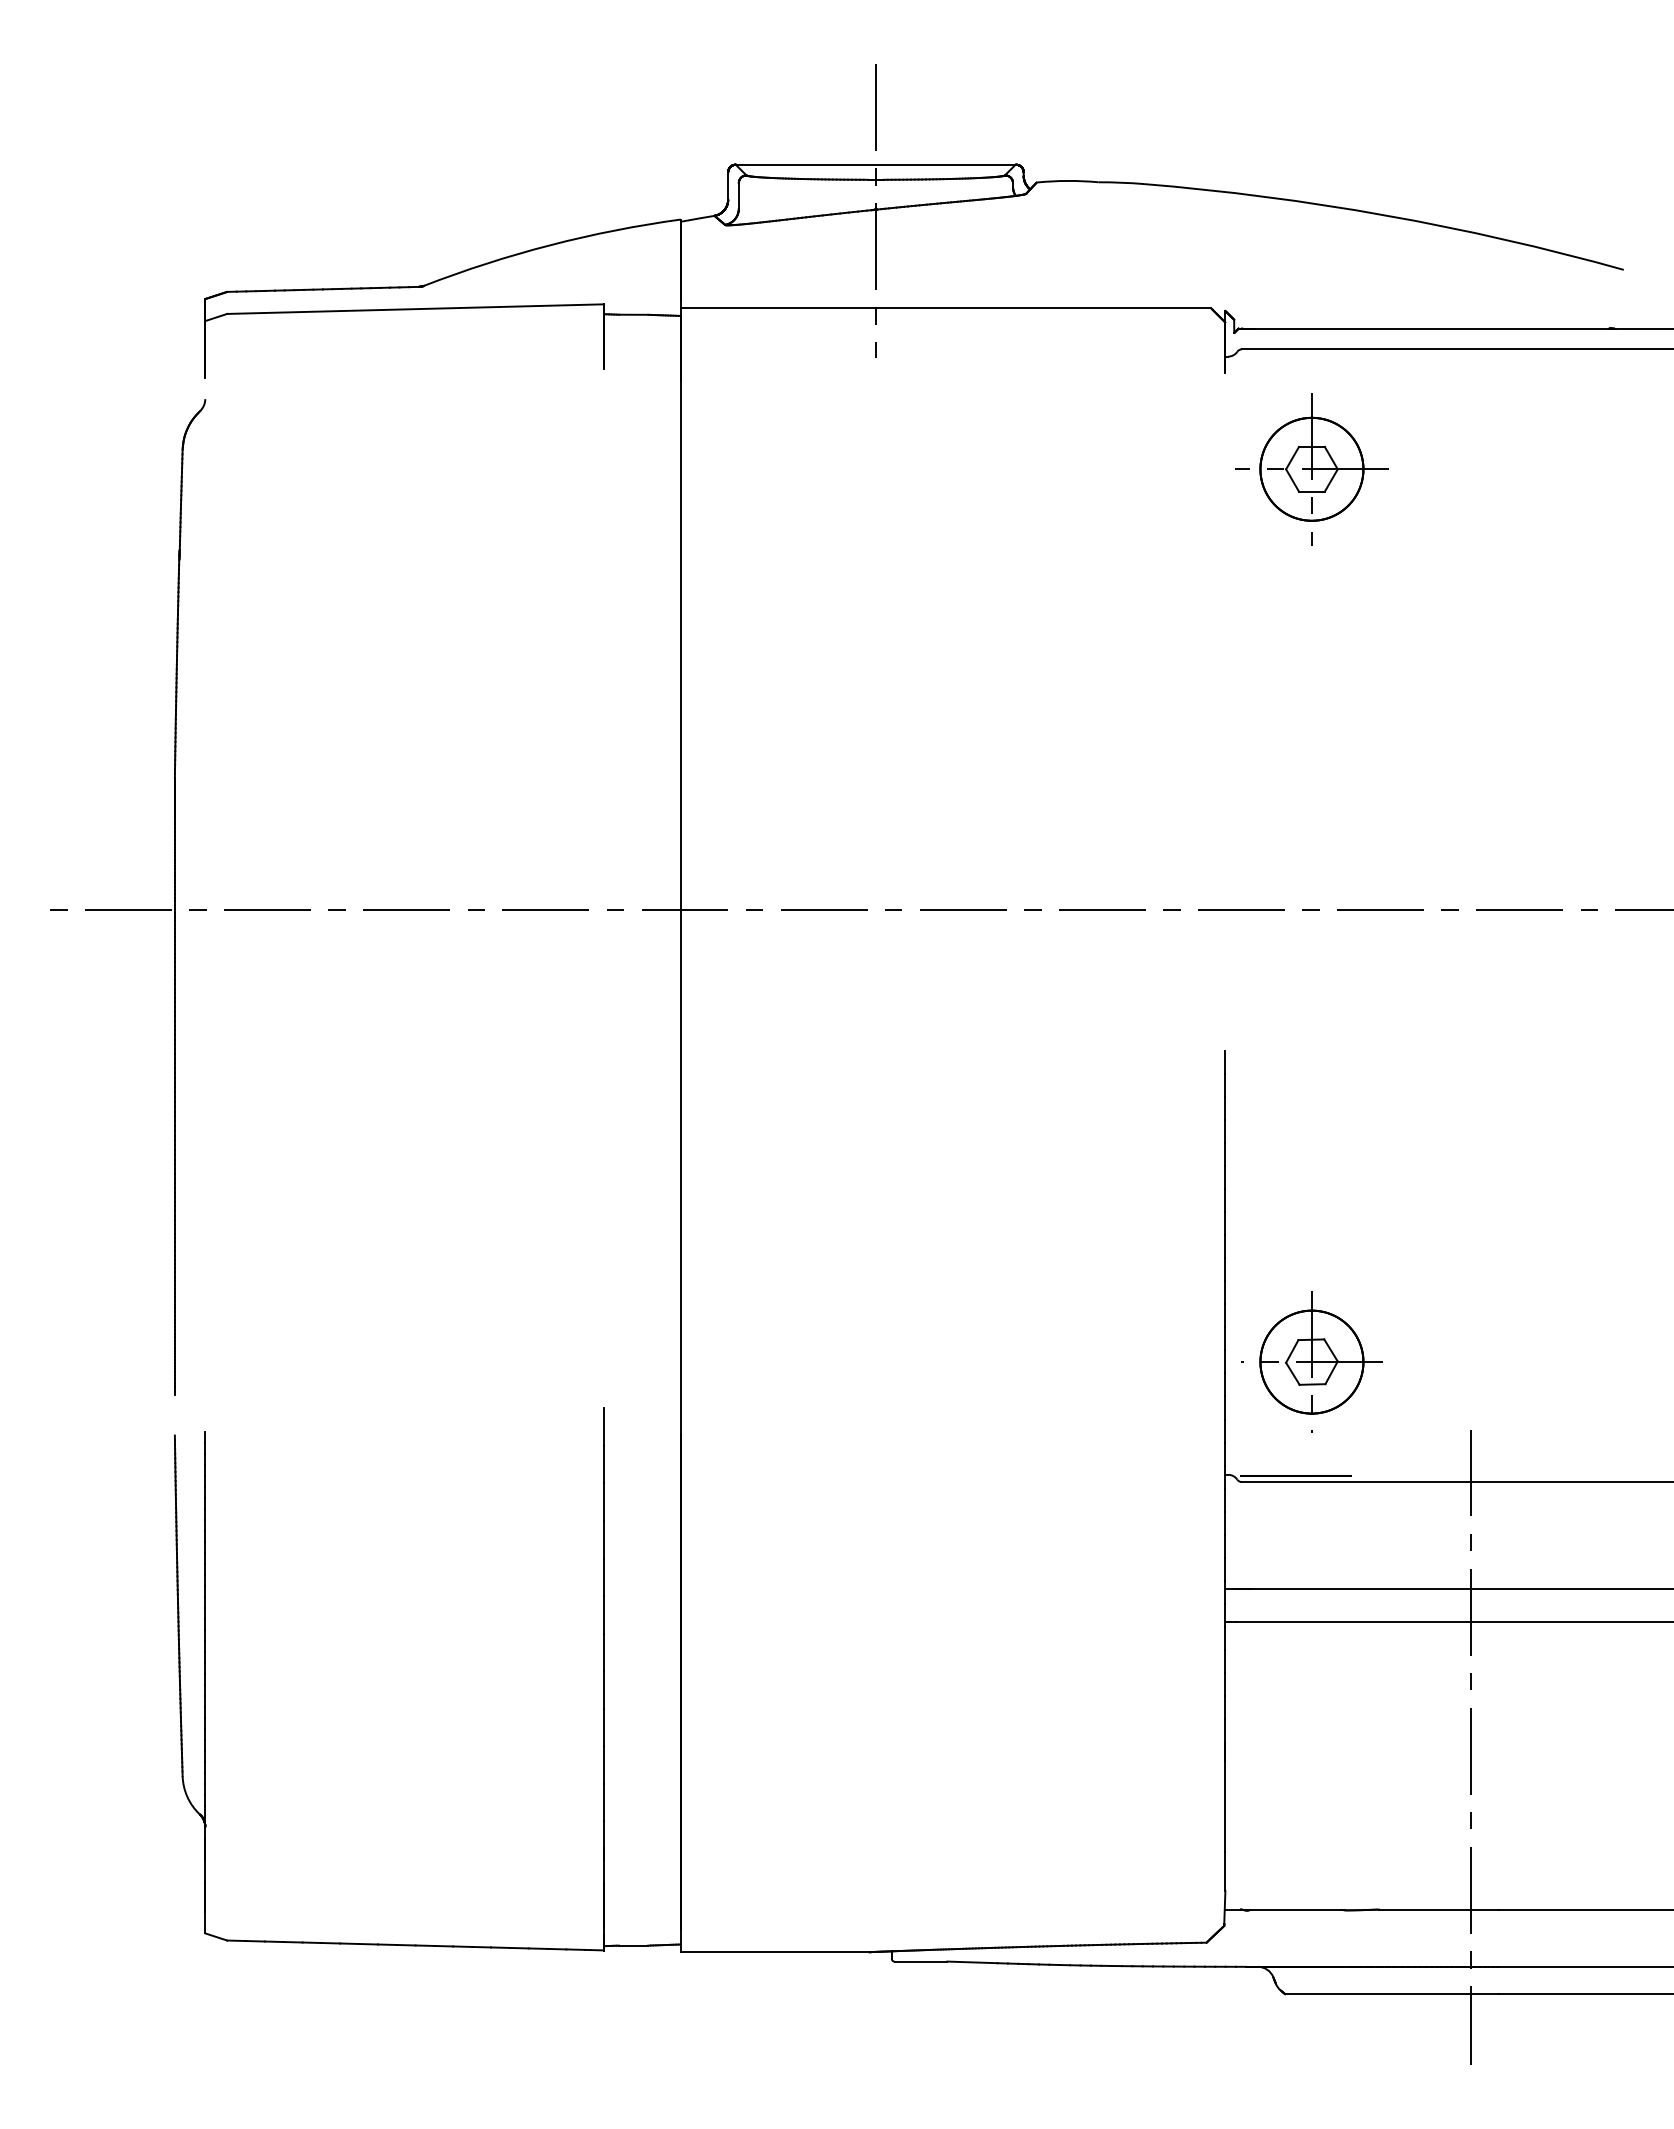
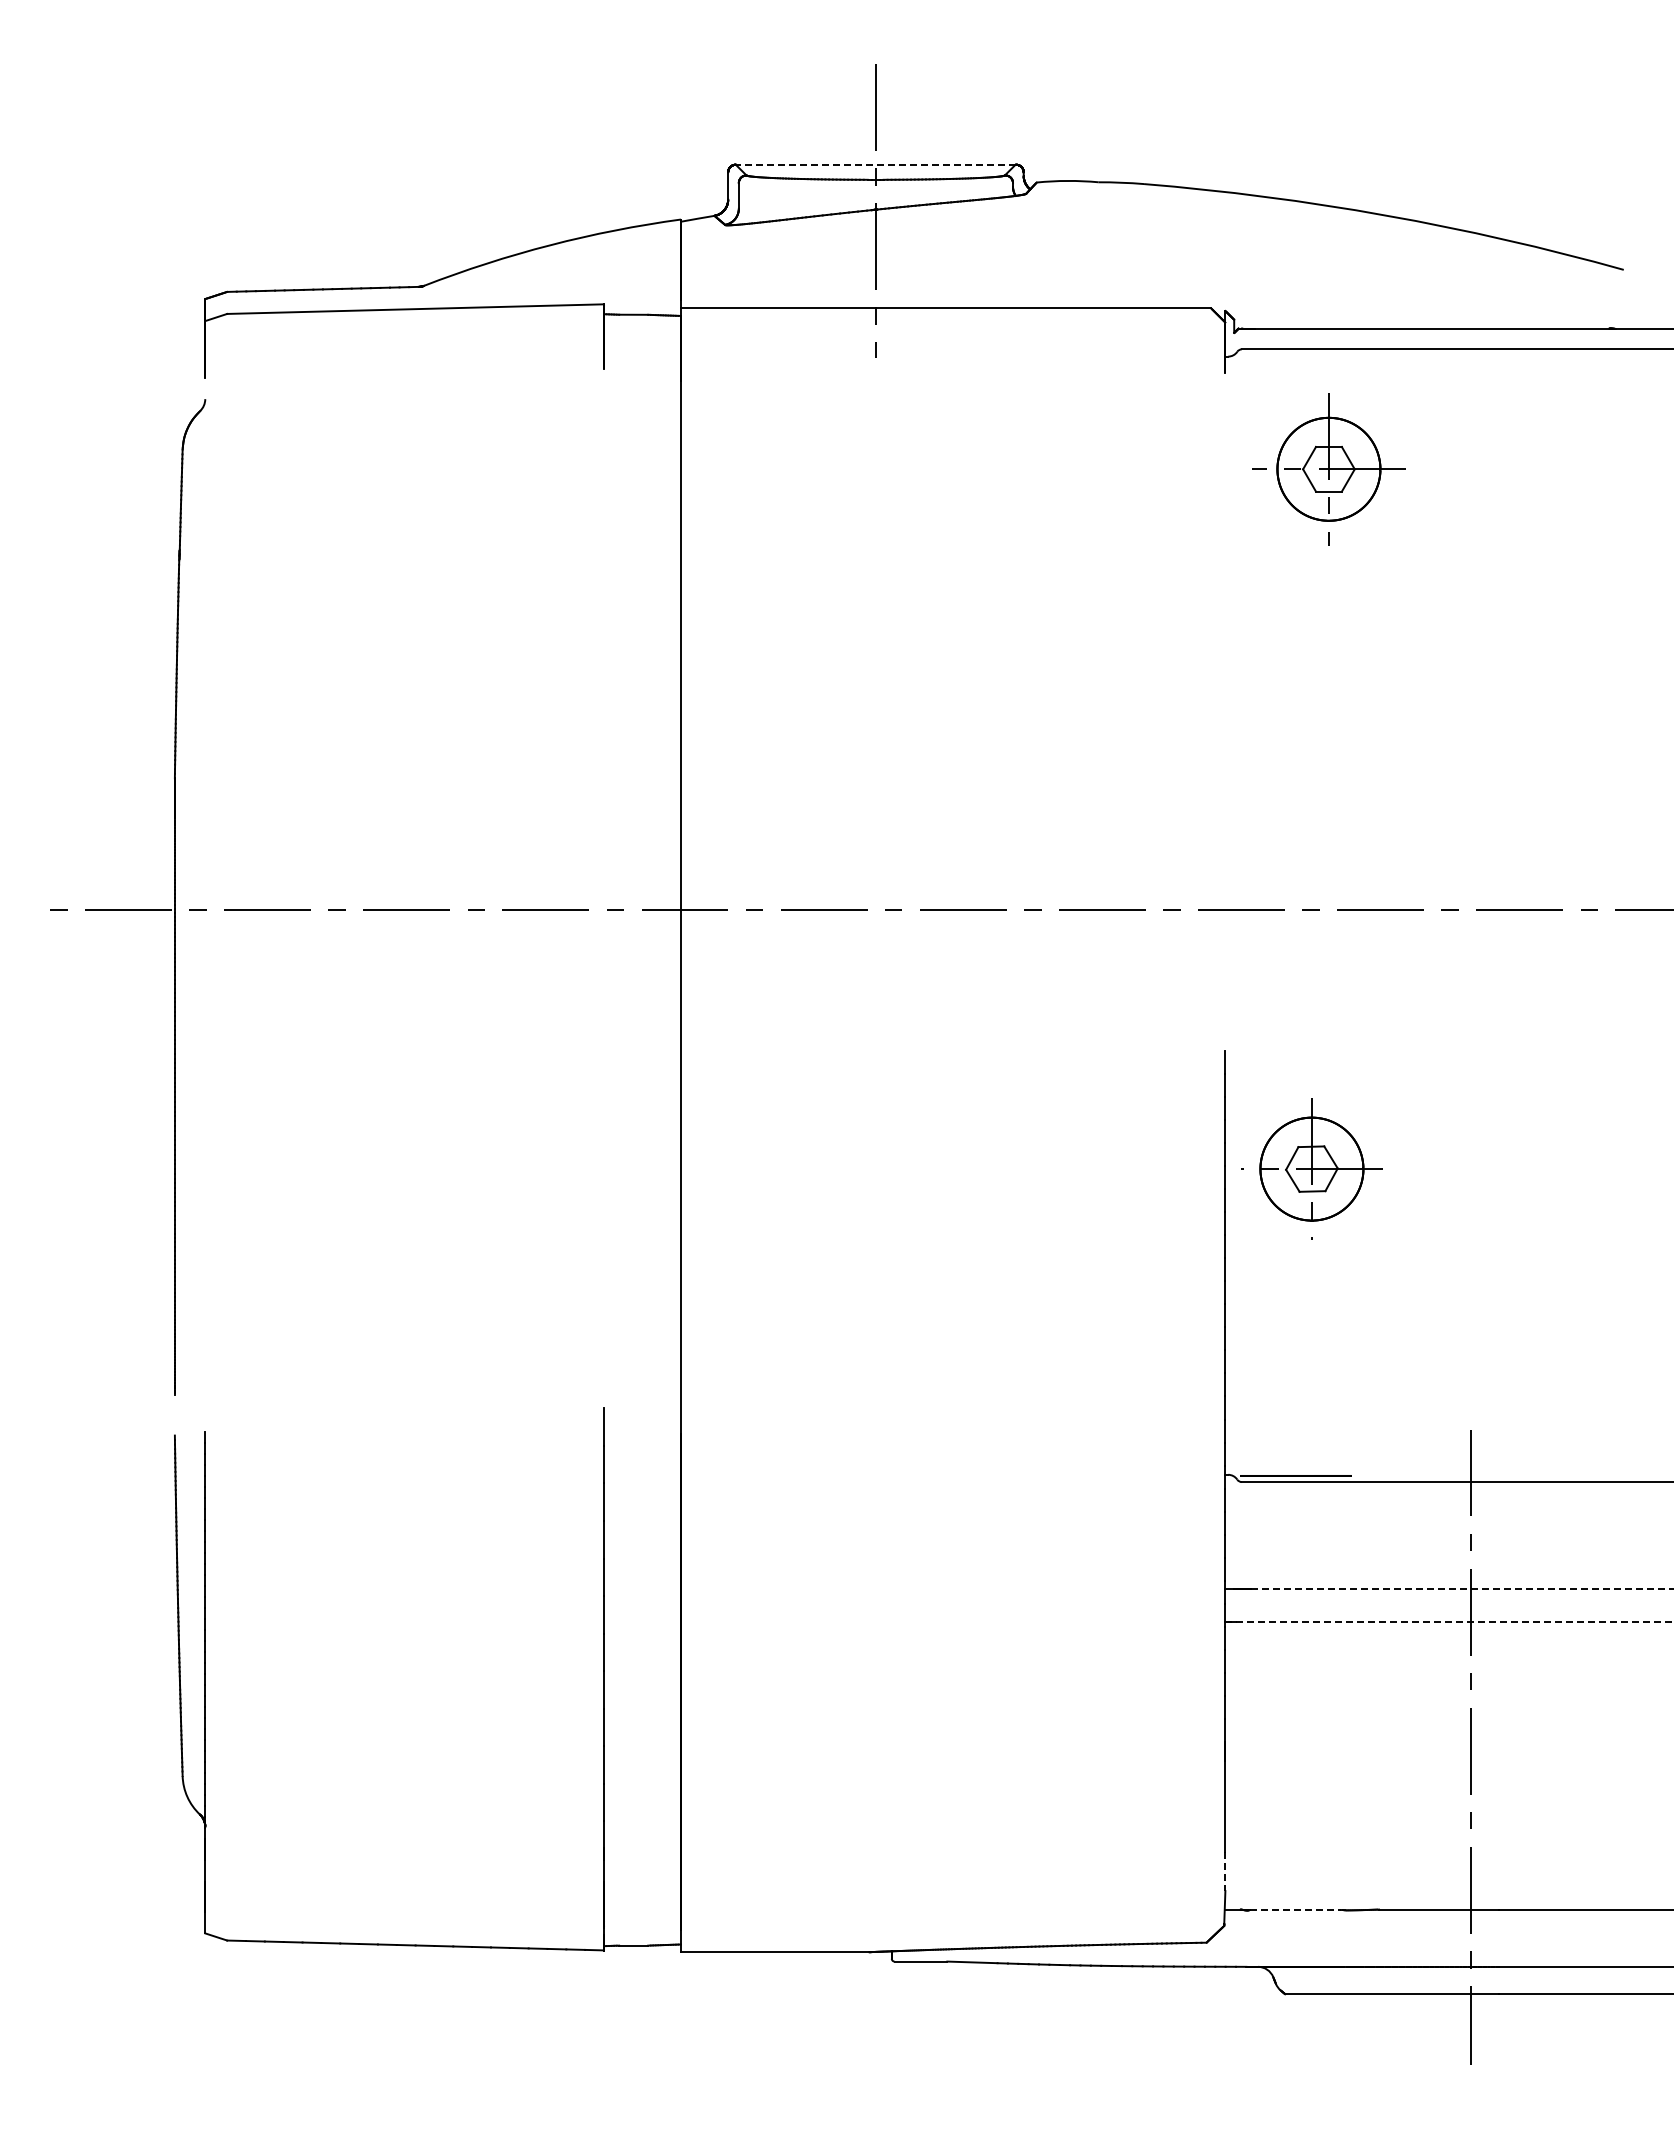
line: solid -> dashed (875, 164)
part position: (1311, 469) -> (1328, 469) (1328, 469)
part position: (1311, 1361) -> (1311, 1168) (1311, 1168)
line: solid -> dashed (1462, 1588)
line: solid -> dashed (1455, 1621)
line: solid -> dashed (1225, 1872)
line: solid -> dashed (1295, 1910)
